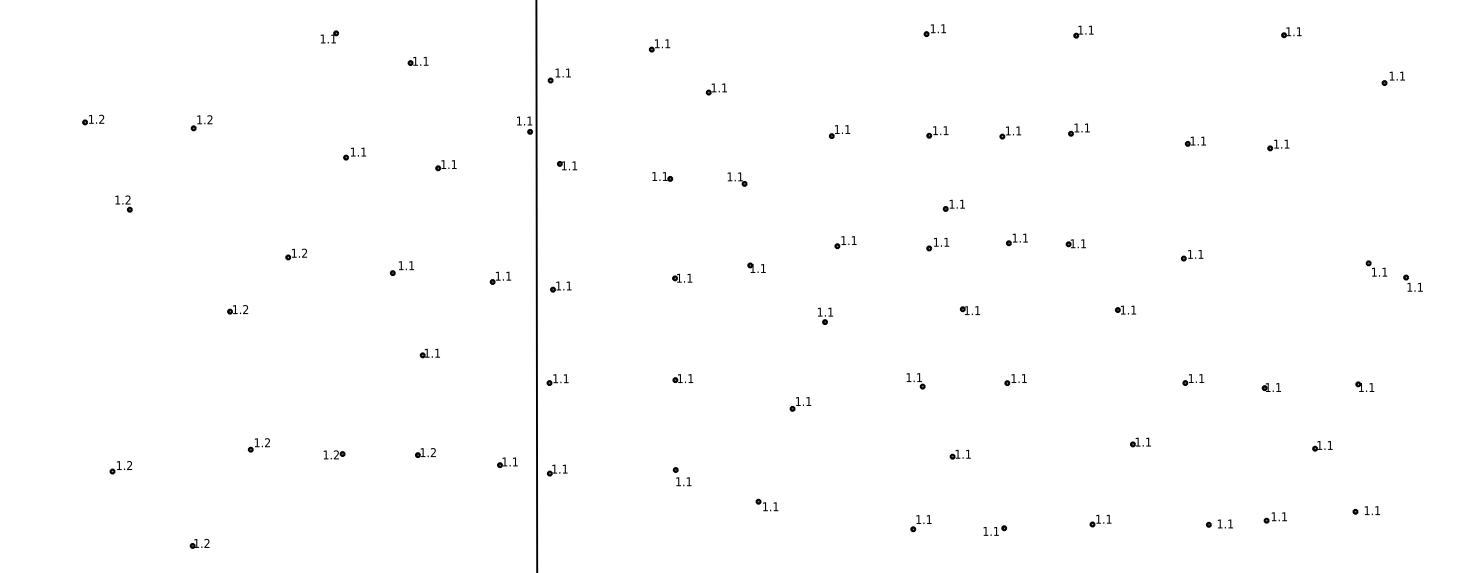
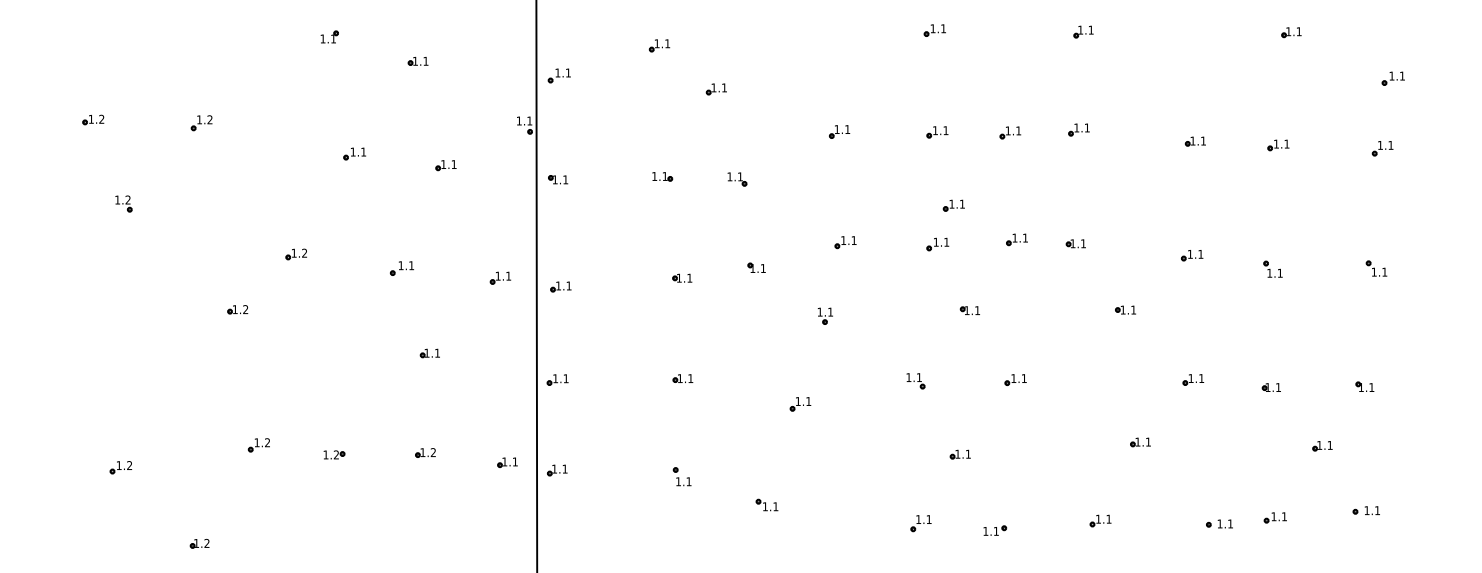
part: none -> present (1382, 148)
part position: (567, 165) -> (558, 179) (558, 179)
part position: (1412, 282) -> (1272, 268) (1272, 268)
